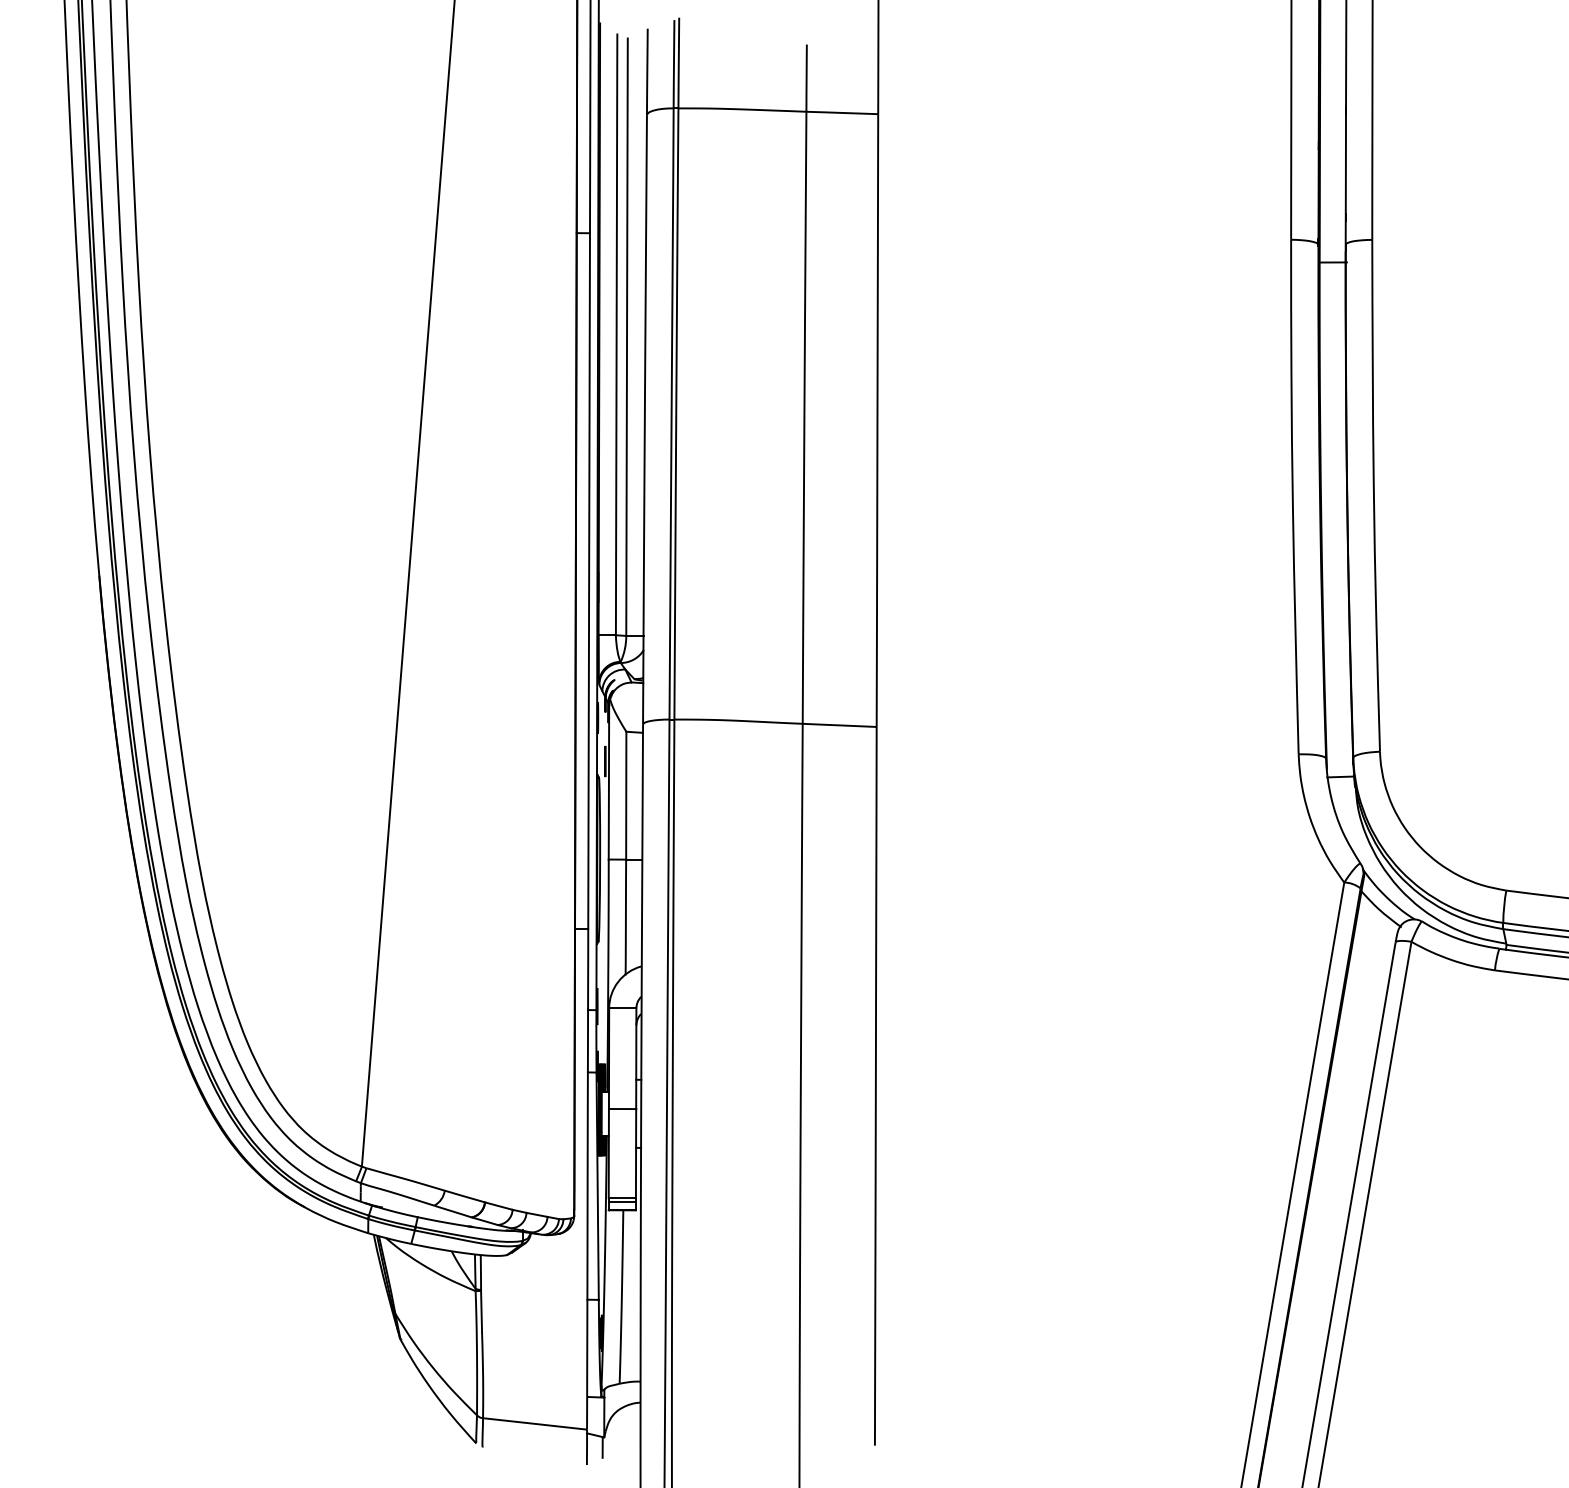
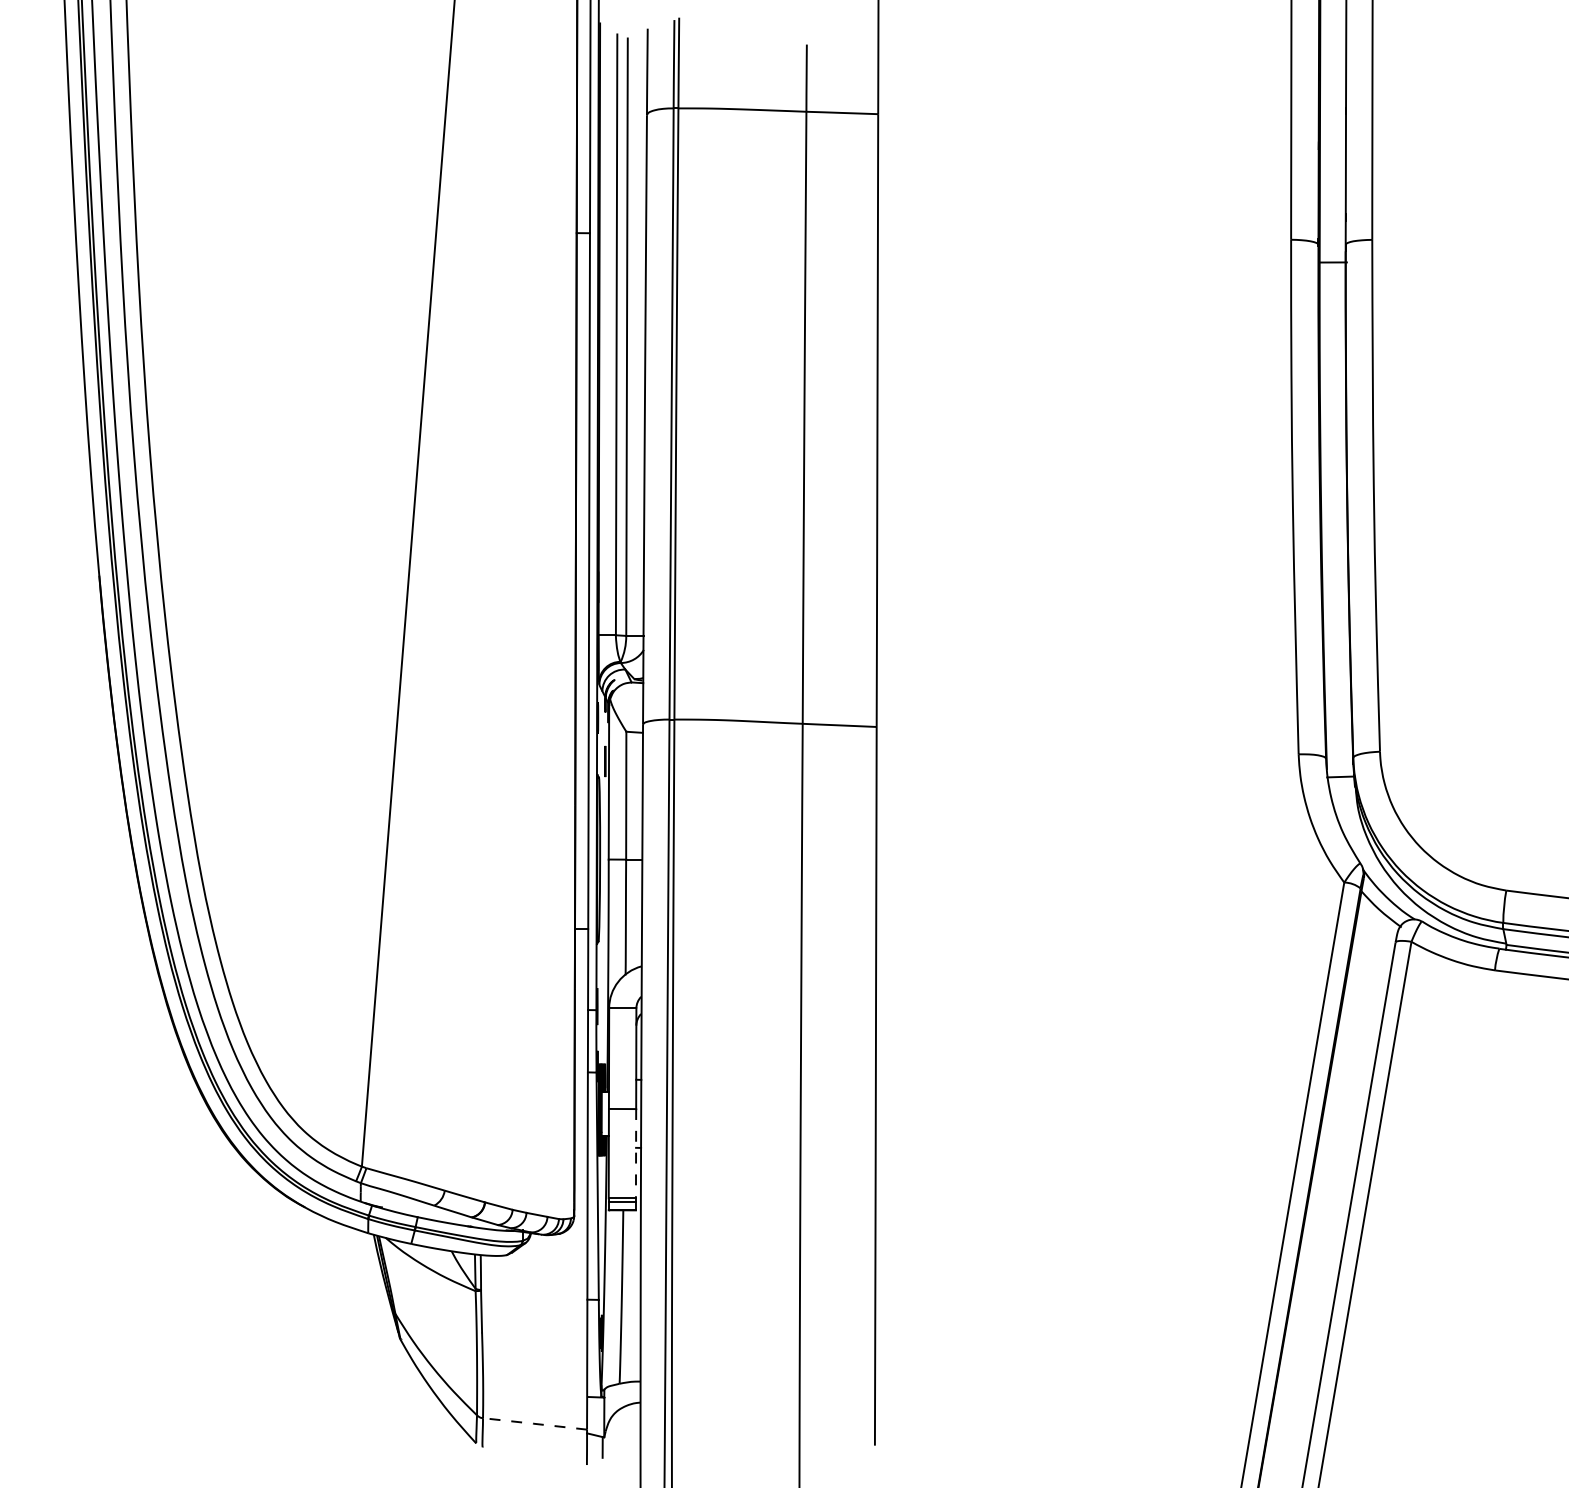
line: solid -> dashed (636, 1153)
line: solid -> dashed (533, 1423)
